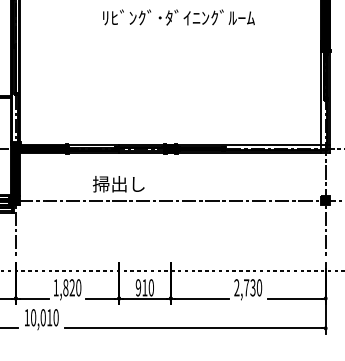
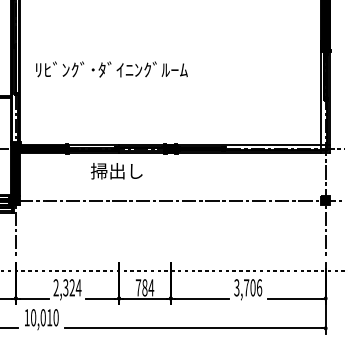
text position: (178, 17) -> (111, 69) (111, 69)
text position: (118, 184) -> (116, 171) (116, 171)
text: 1,820 -> 2,324 (67, 287)
text: 910 -> 784 (144, 287)
text: 2,730 -> 3,706 (248, 287)
